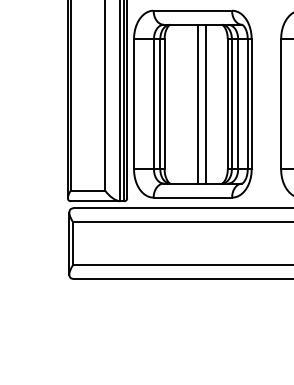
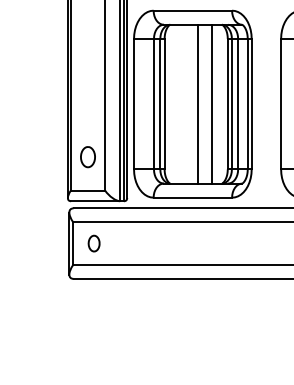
line position: (206, 103) -> (212, 103) (212, 103)
part: none -> present (87, 157)
part: none -> present (93, 243)
